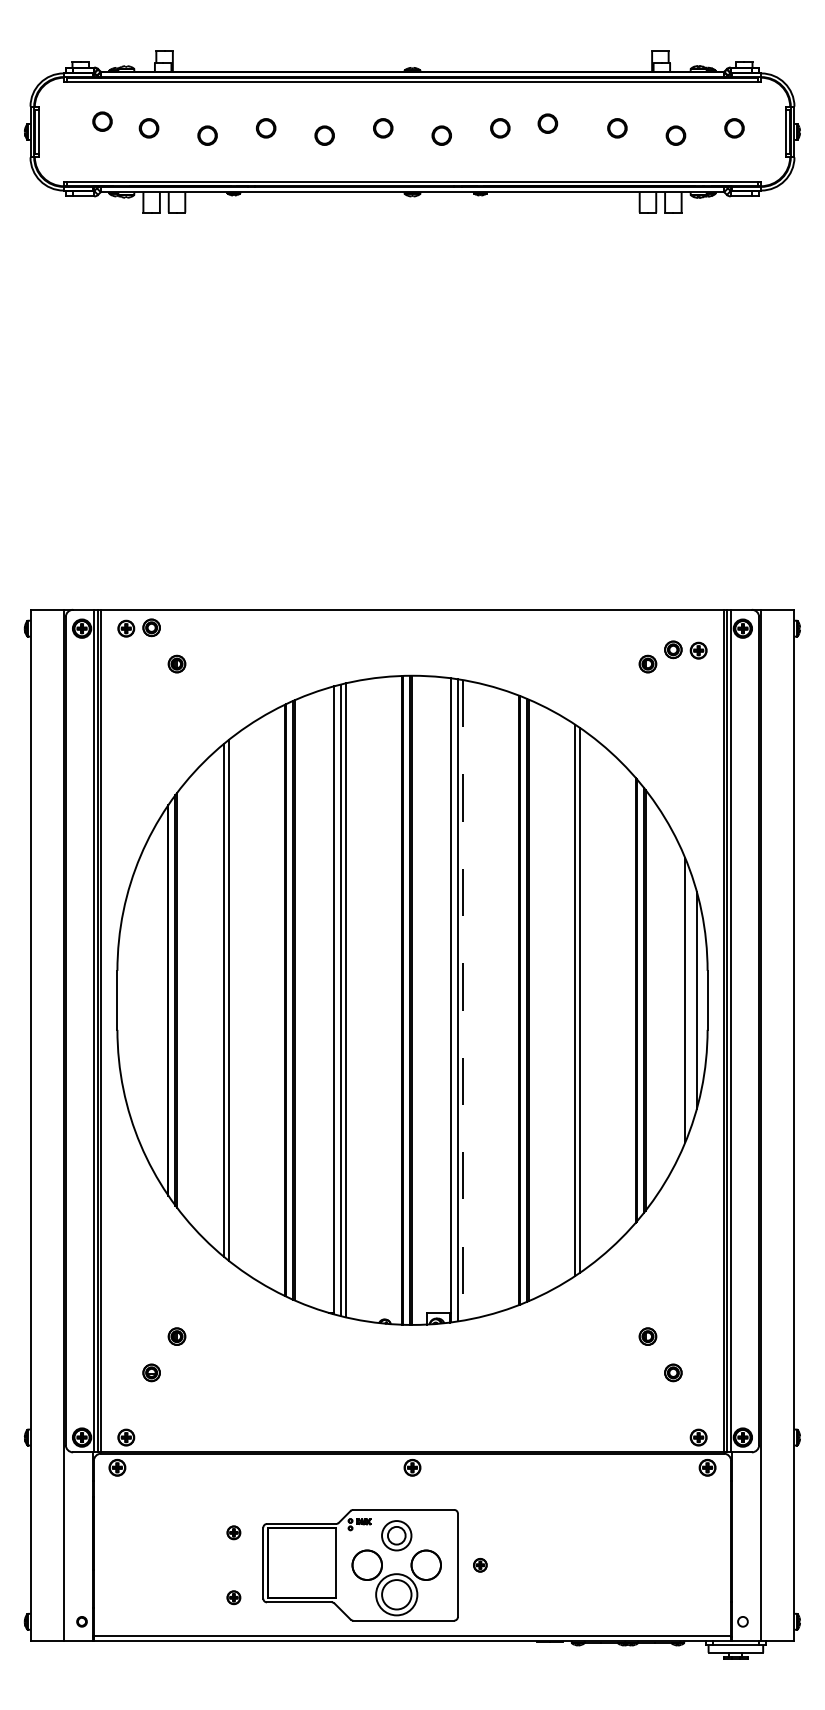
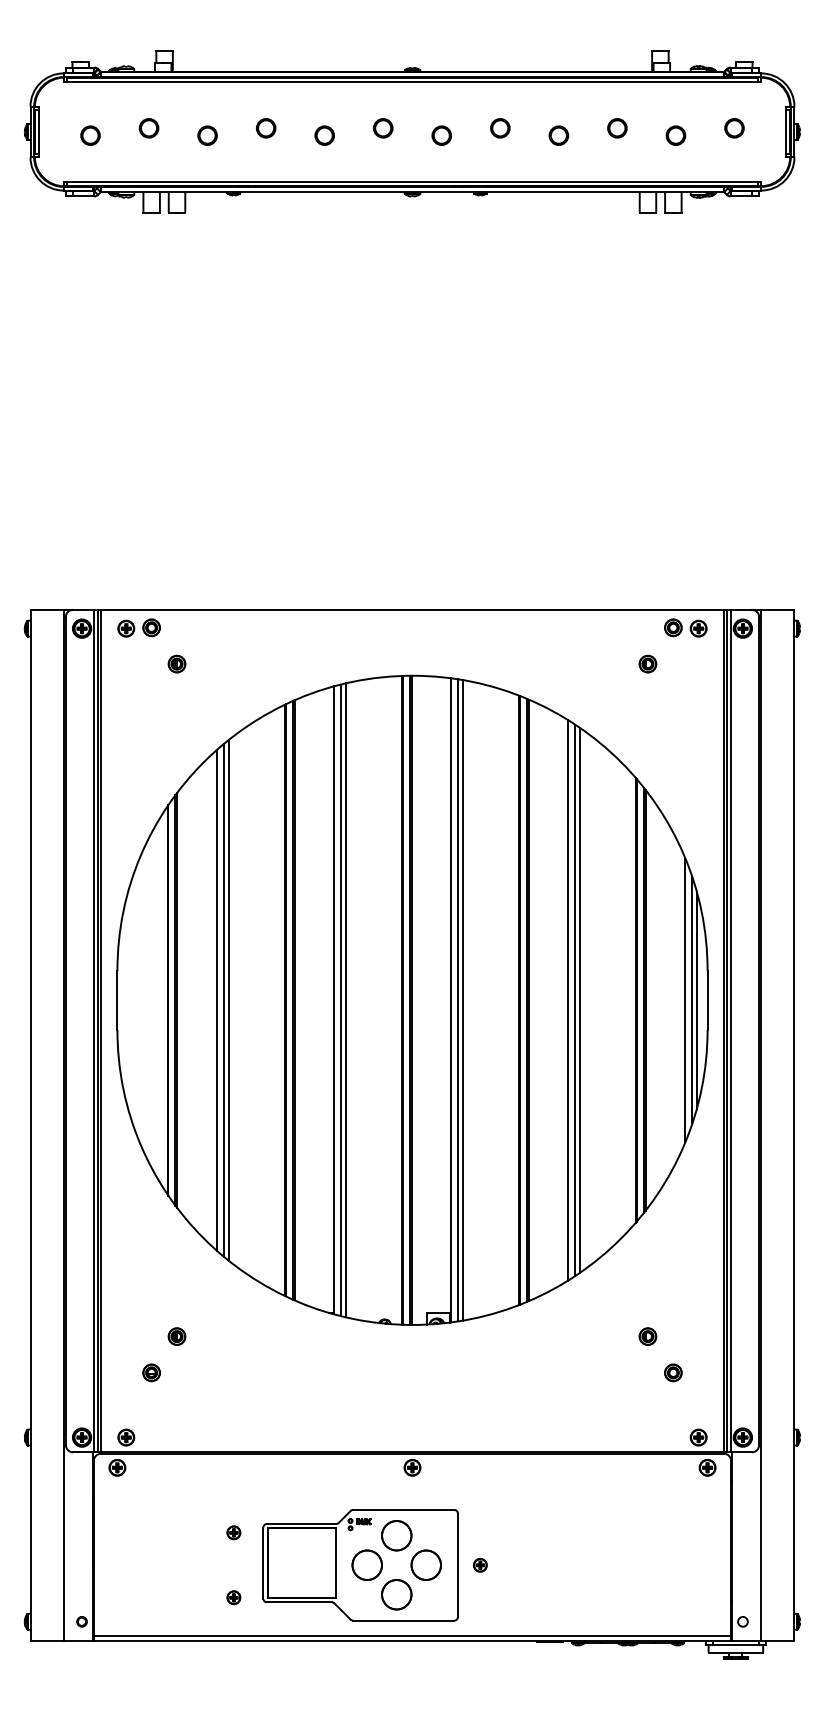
circle position: (102, 121) -> (90, 135) (90, 135)
part position: (547, 123) -> (558, 135) (558, 135)
part position: (685, 649) -> (685, 627) (685, 627)
line: none -> present (216, 999)
line: dashed -> solid (462, 1000)
line: none -> present (568, 1000)
line: none -> present (692, 1000)
circle diameter: 18 px -> 29 px (396, 1535)
circle diameter: 41 px -> 29 px (396, 1594)
